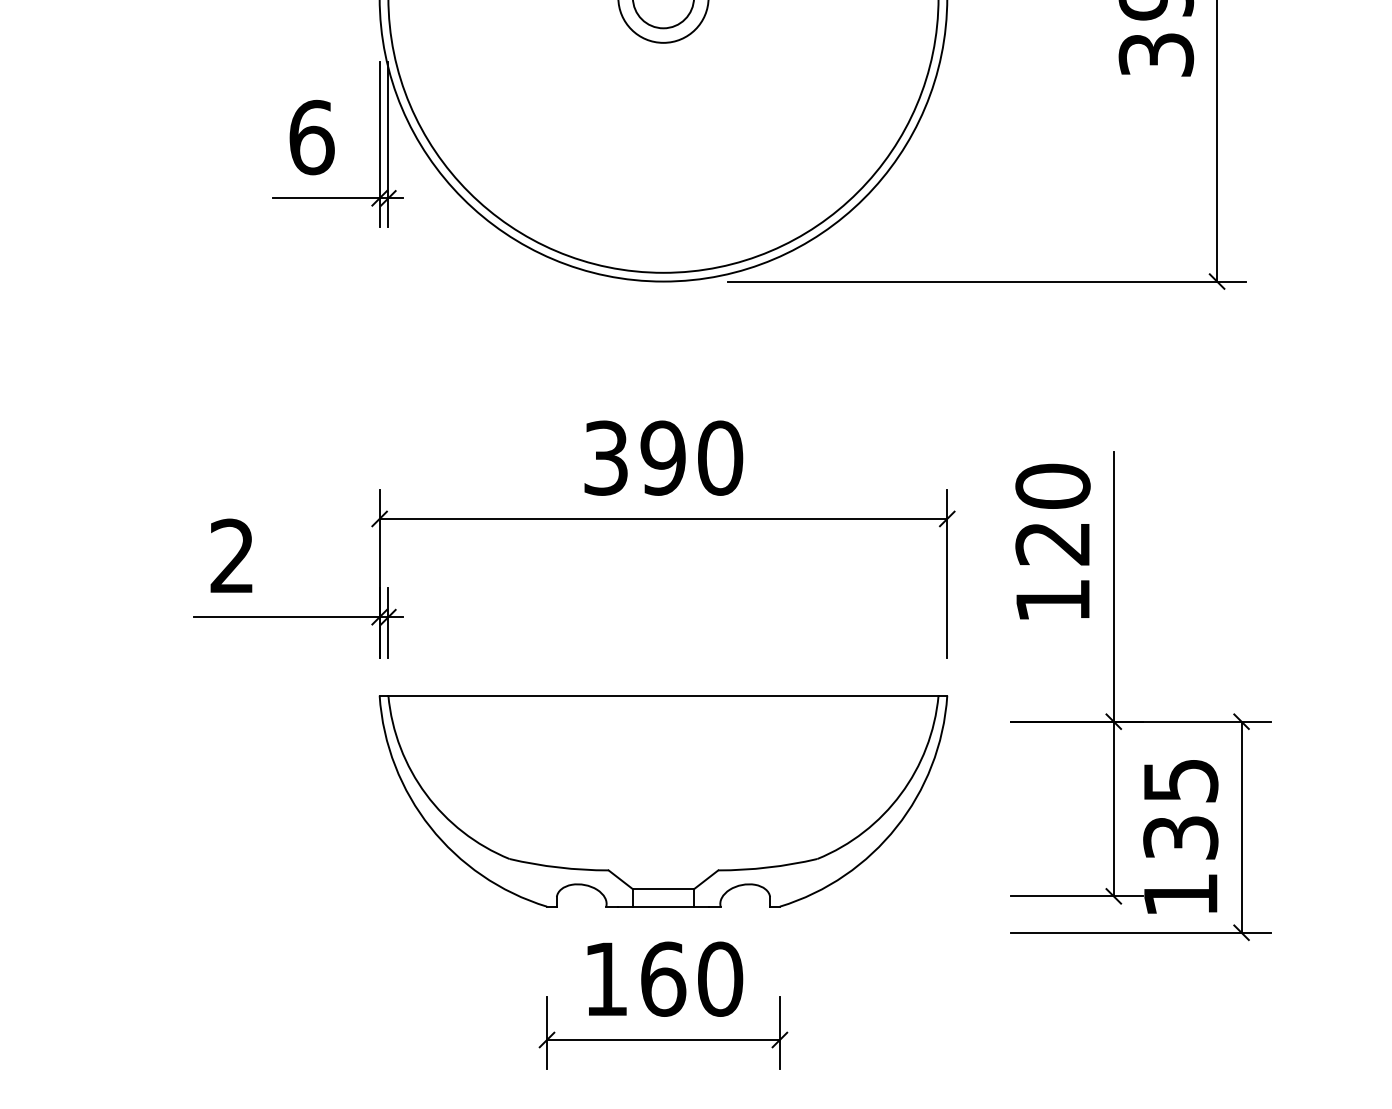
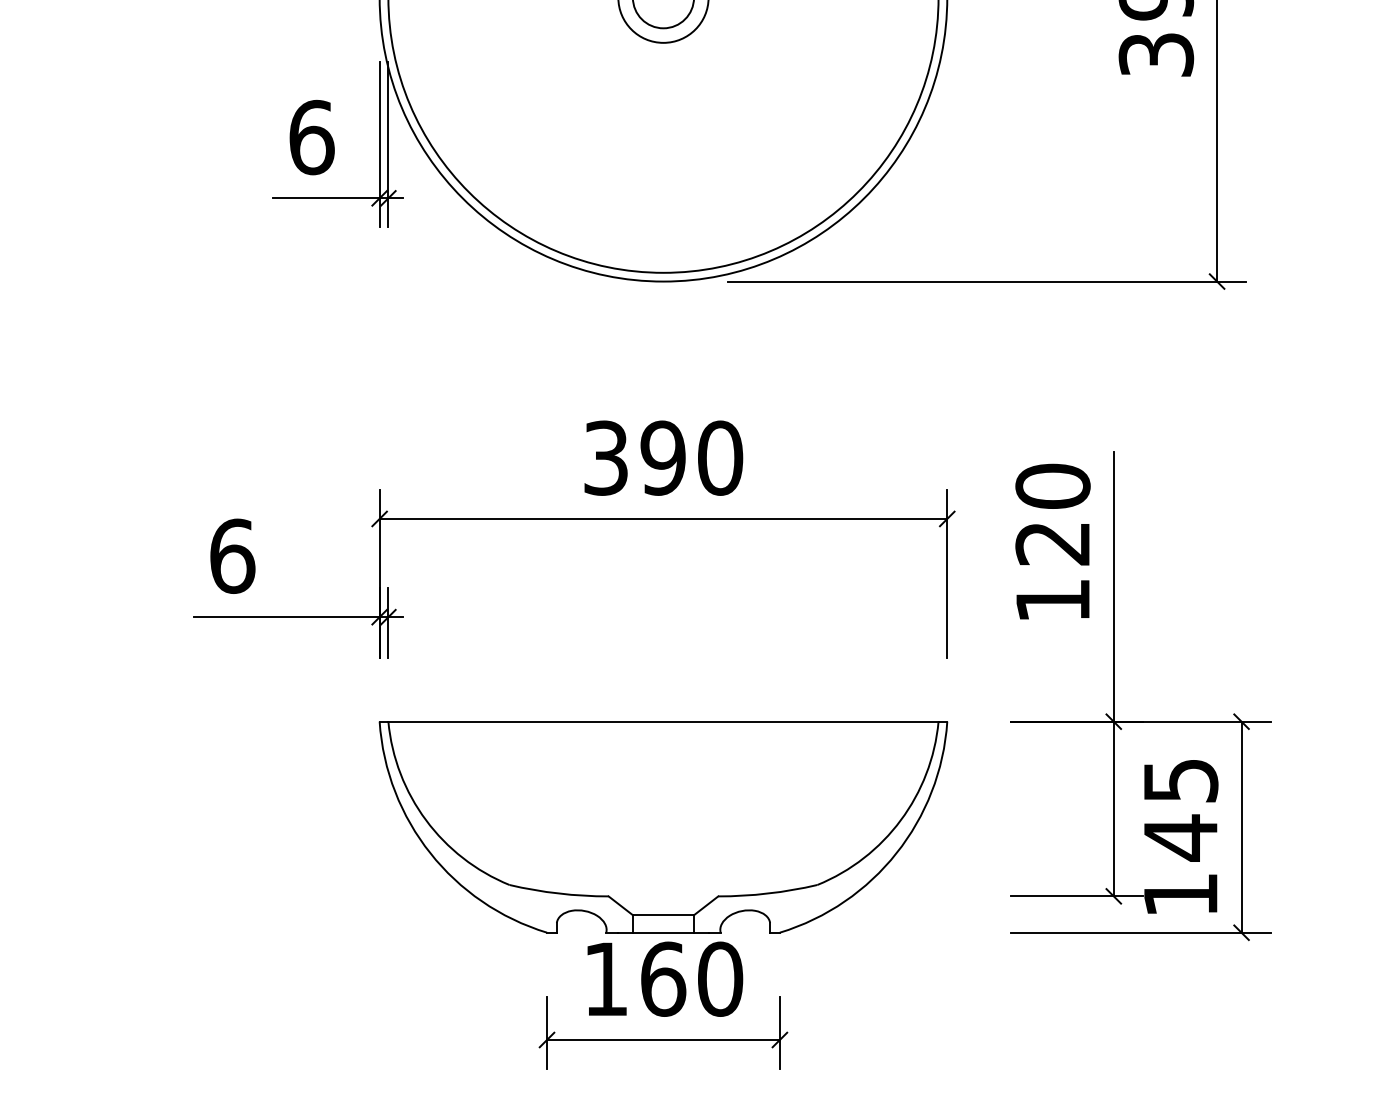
text: 2 -> 6 (232, 555)
part position: (663, 801) -> (663, 827) (663, 827)
text: 135 -> 145 (1180, 837)
